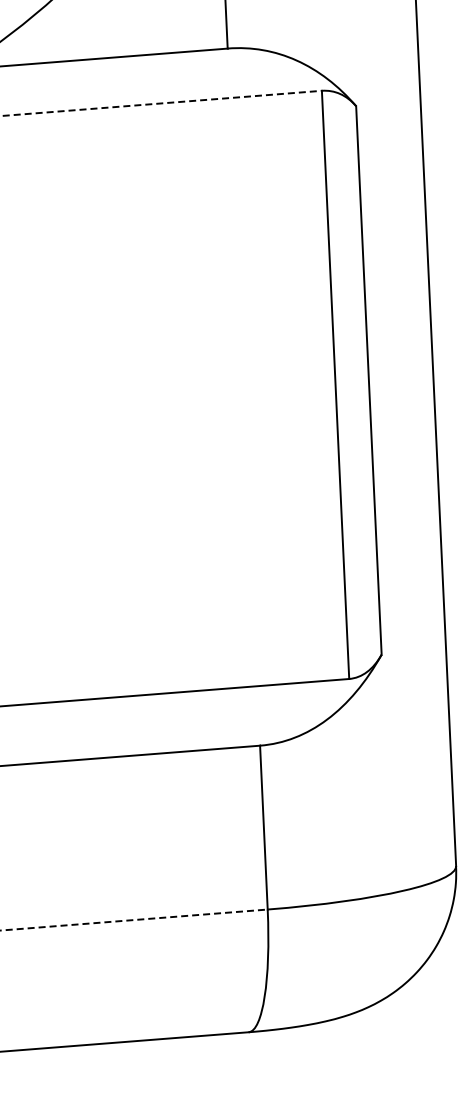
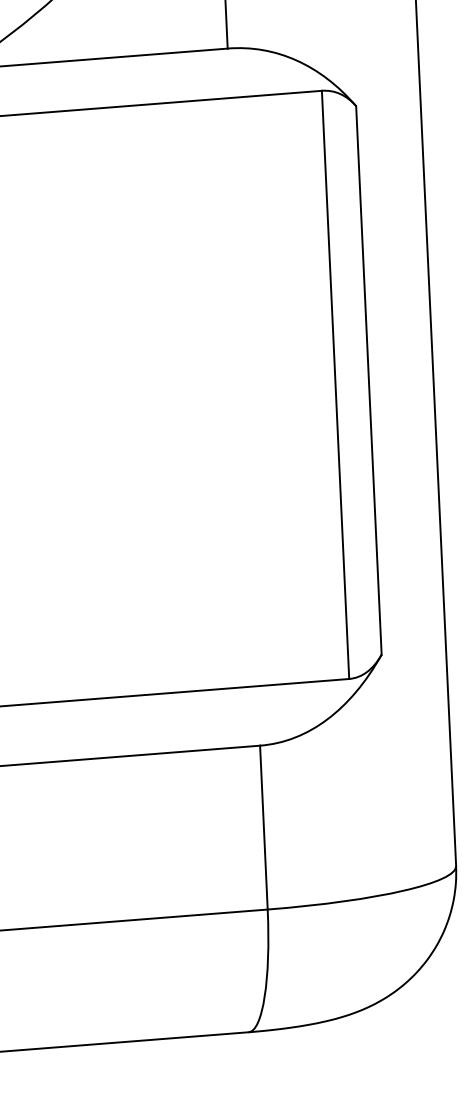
line: dashed -> solid (161, 103)
line: dashed -> solid (134, 920)
